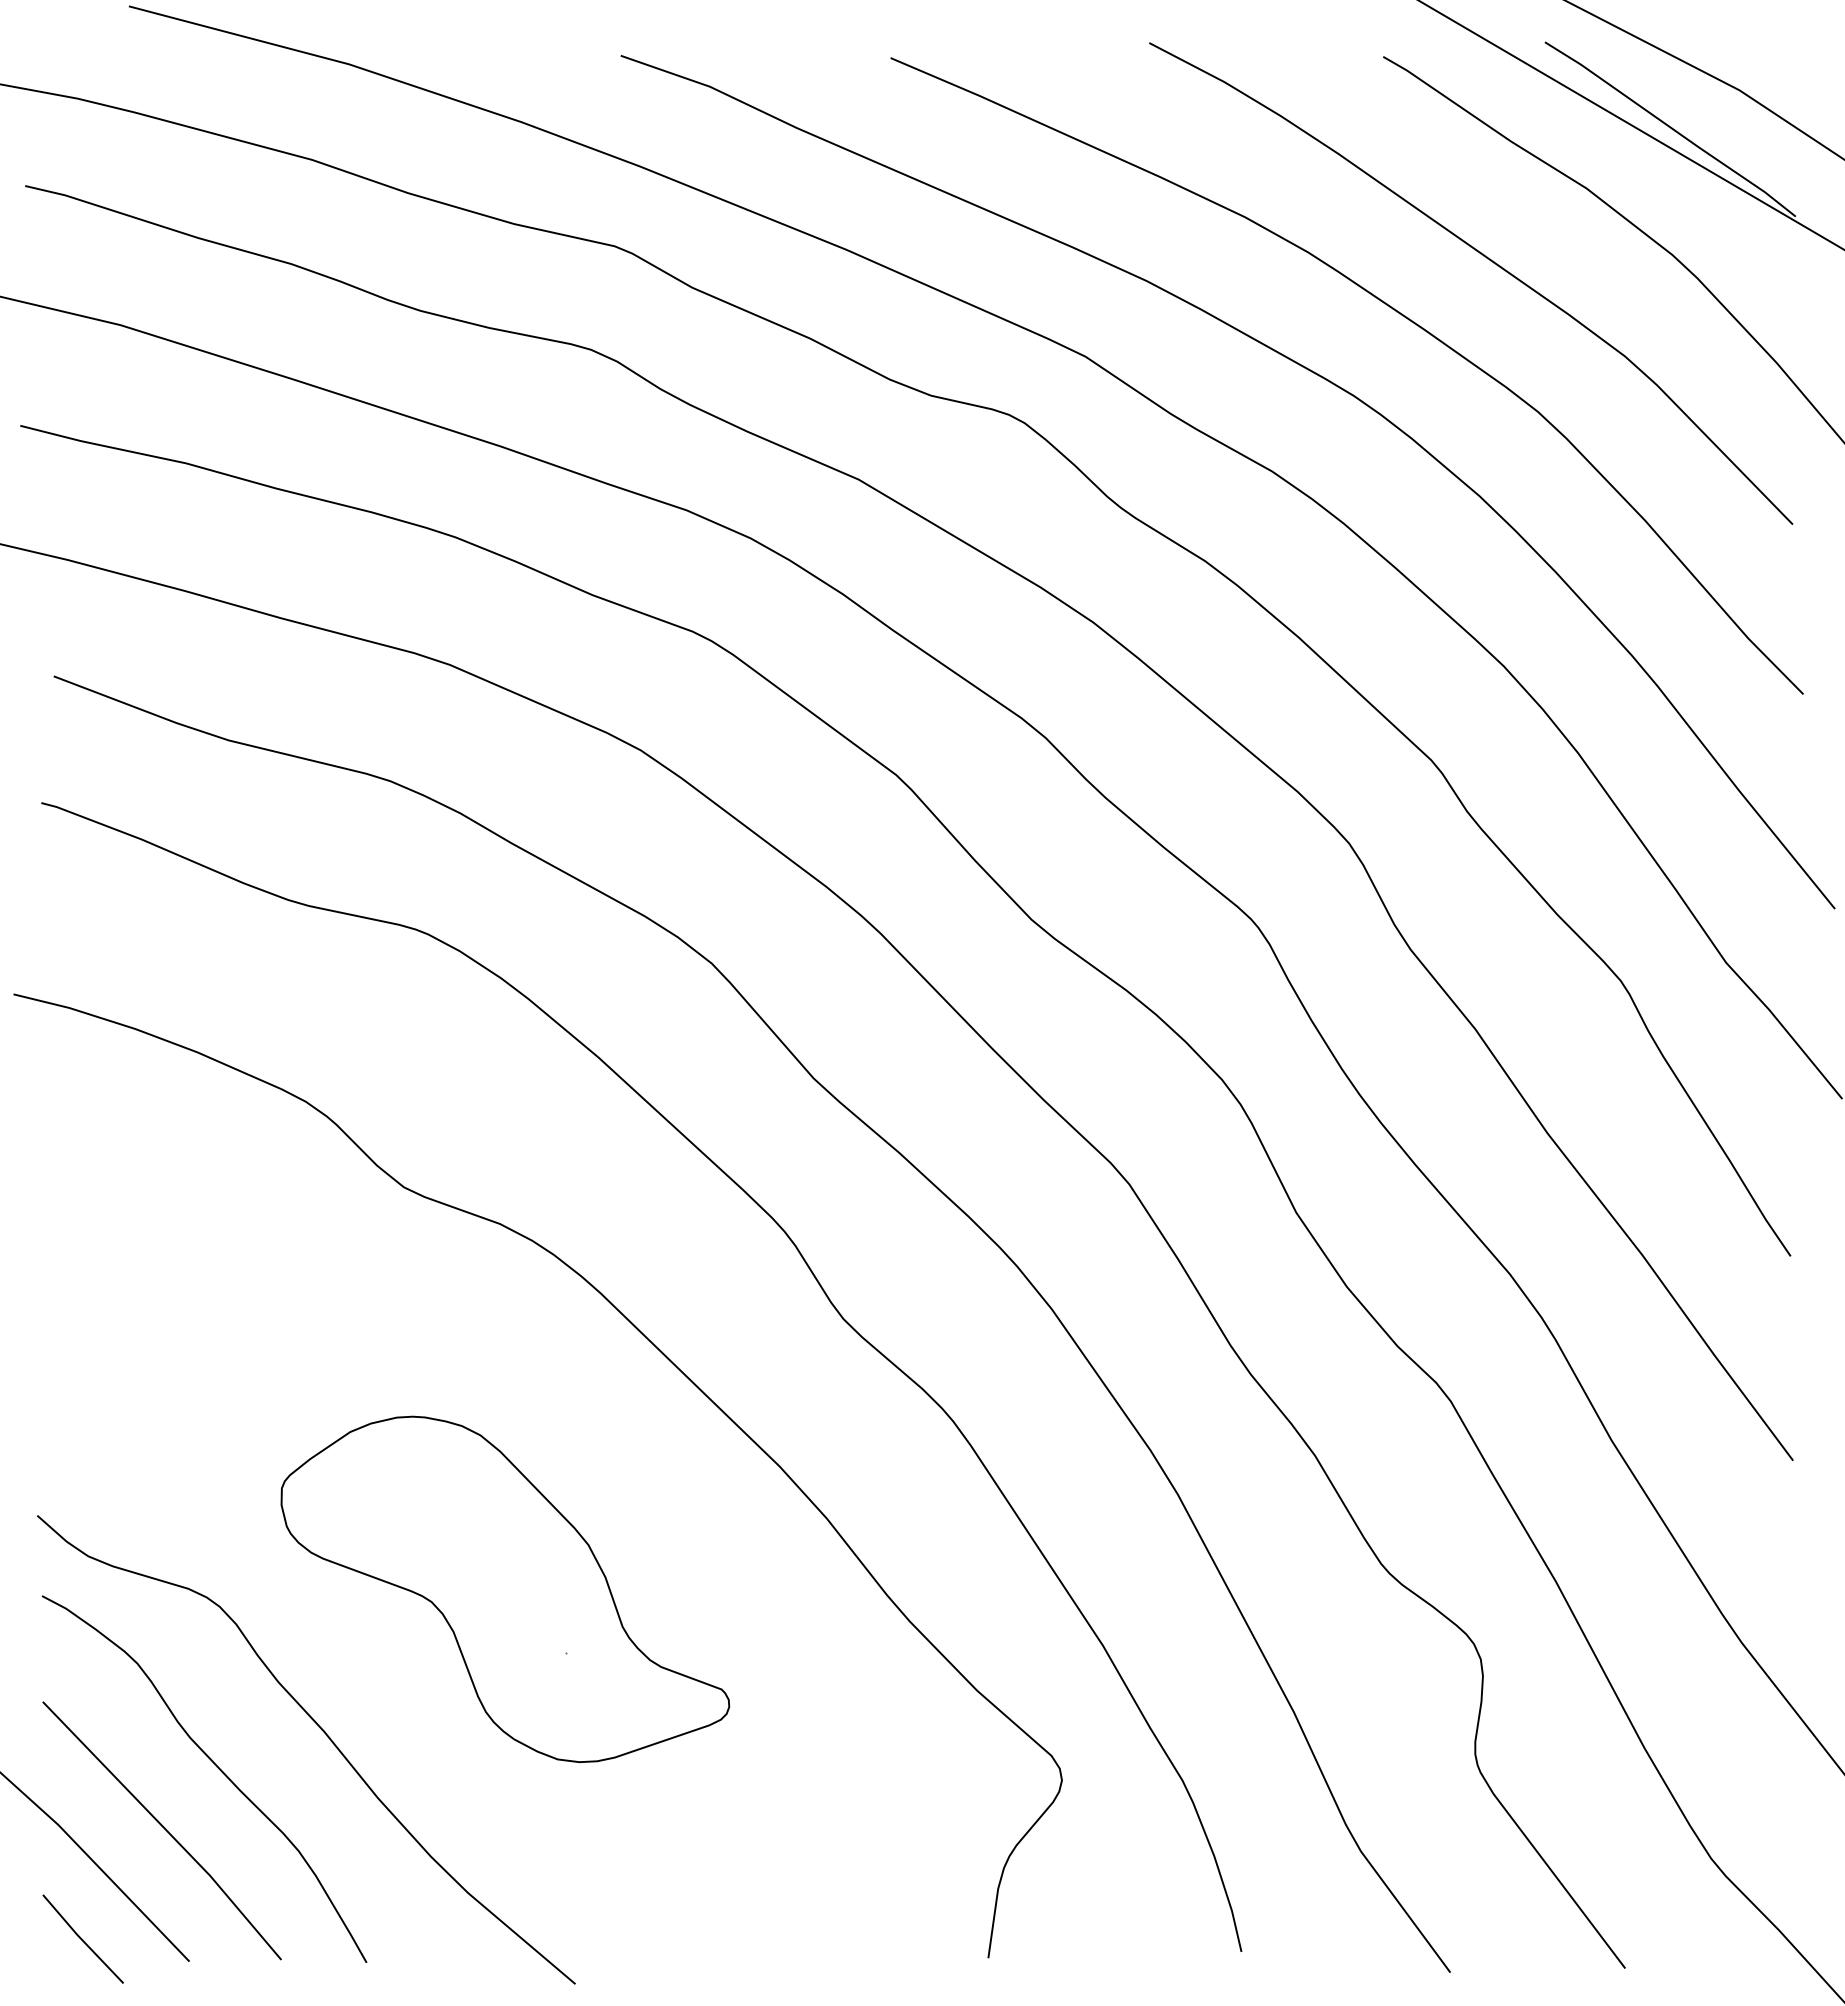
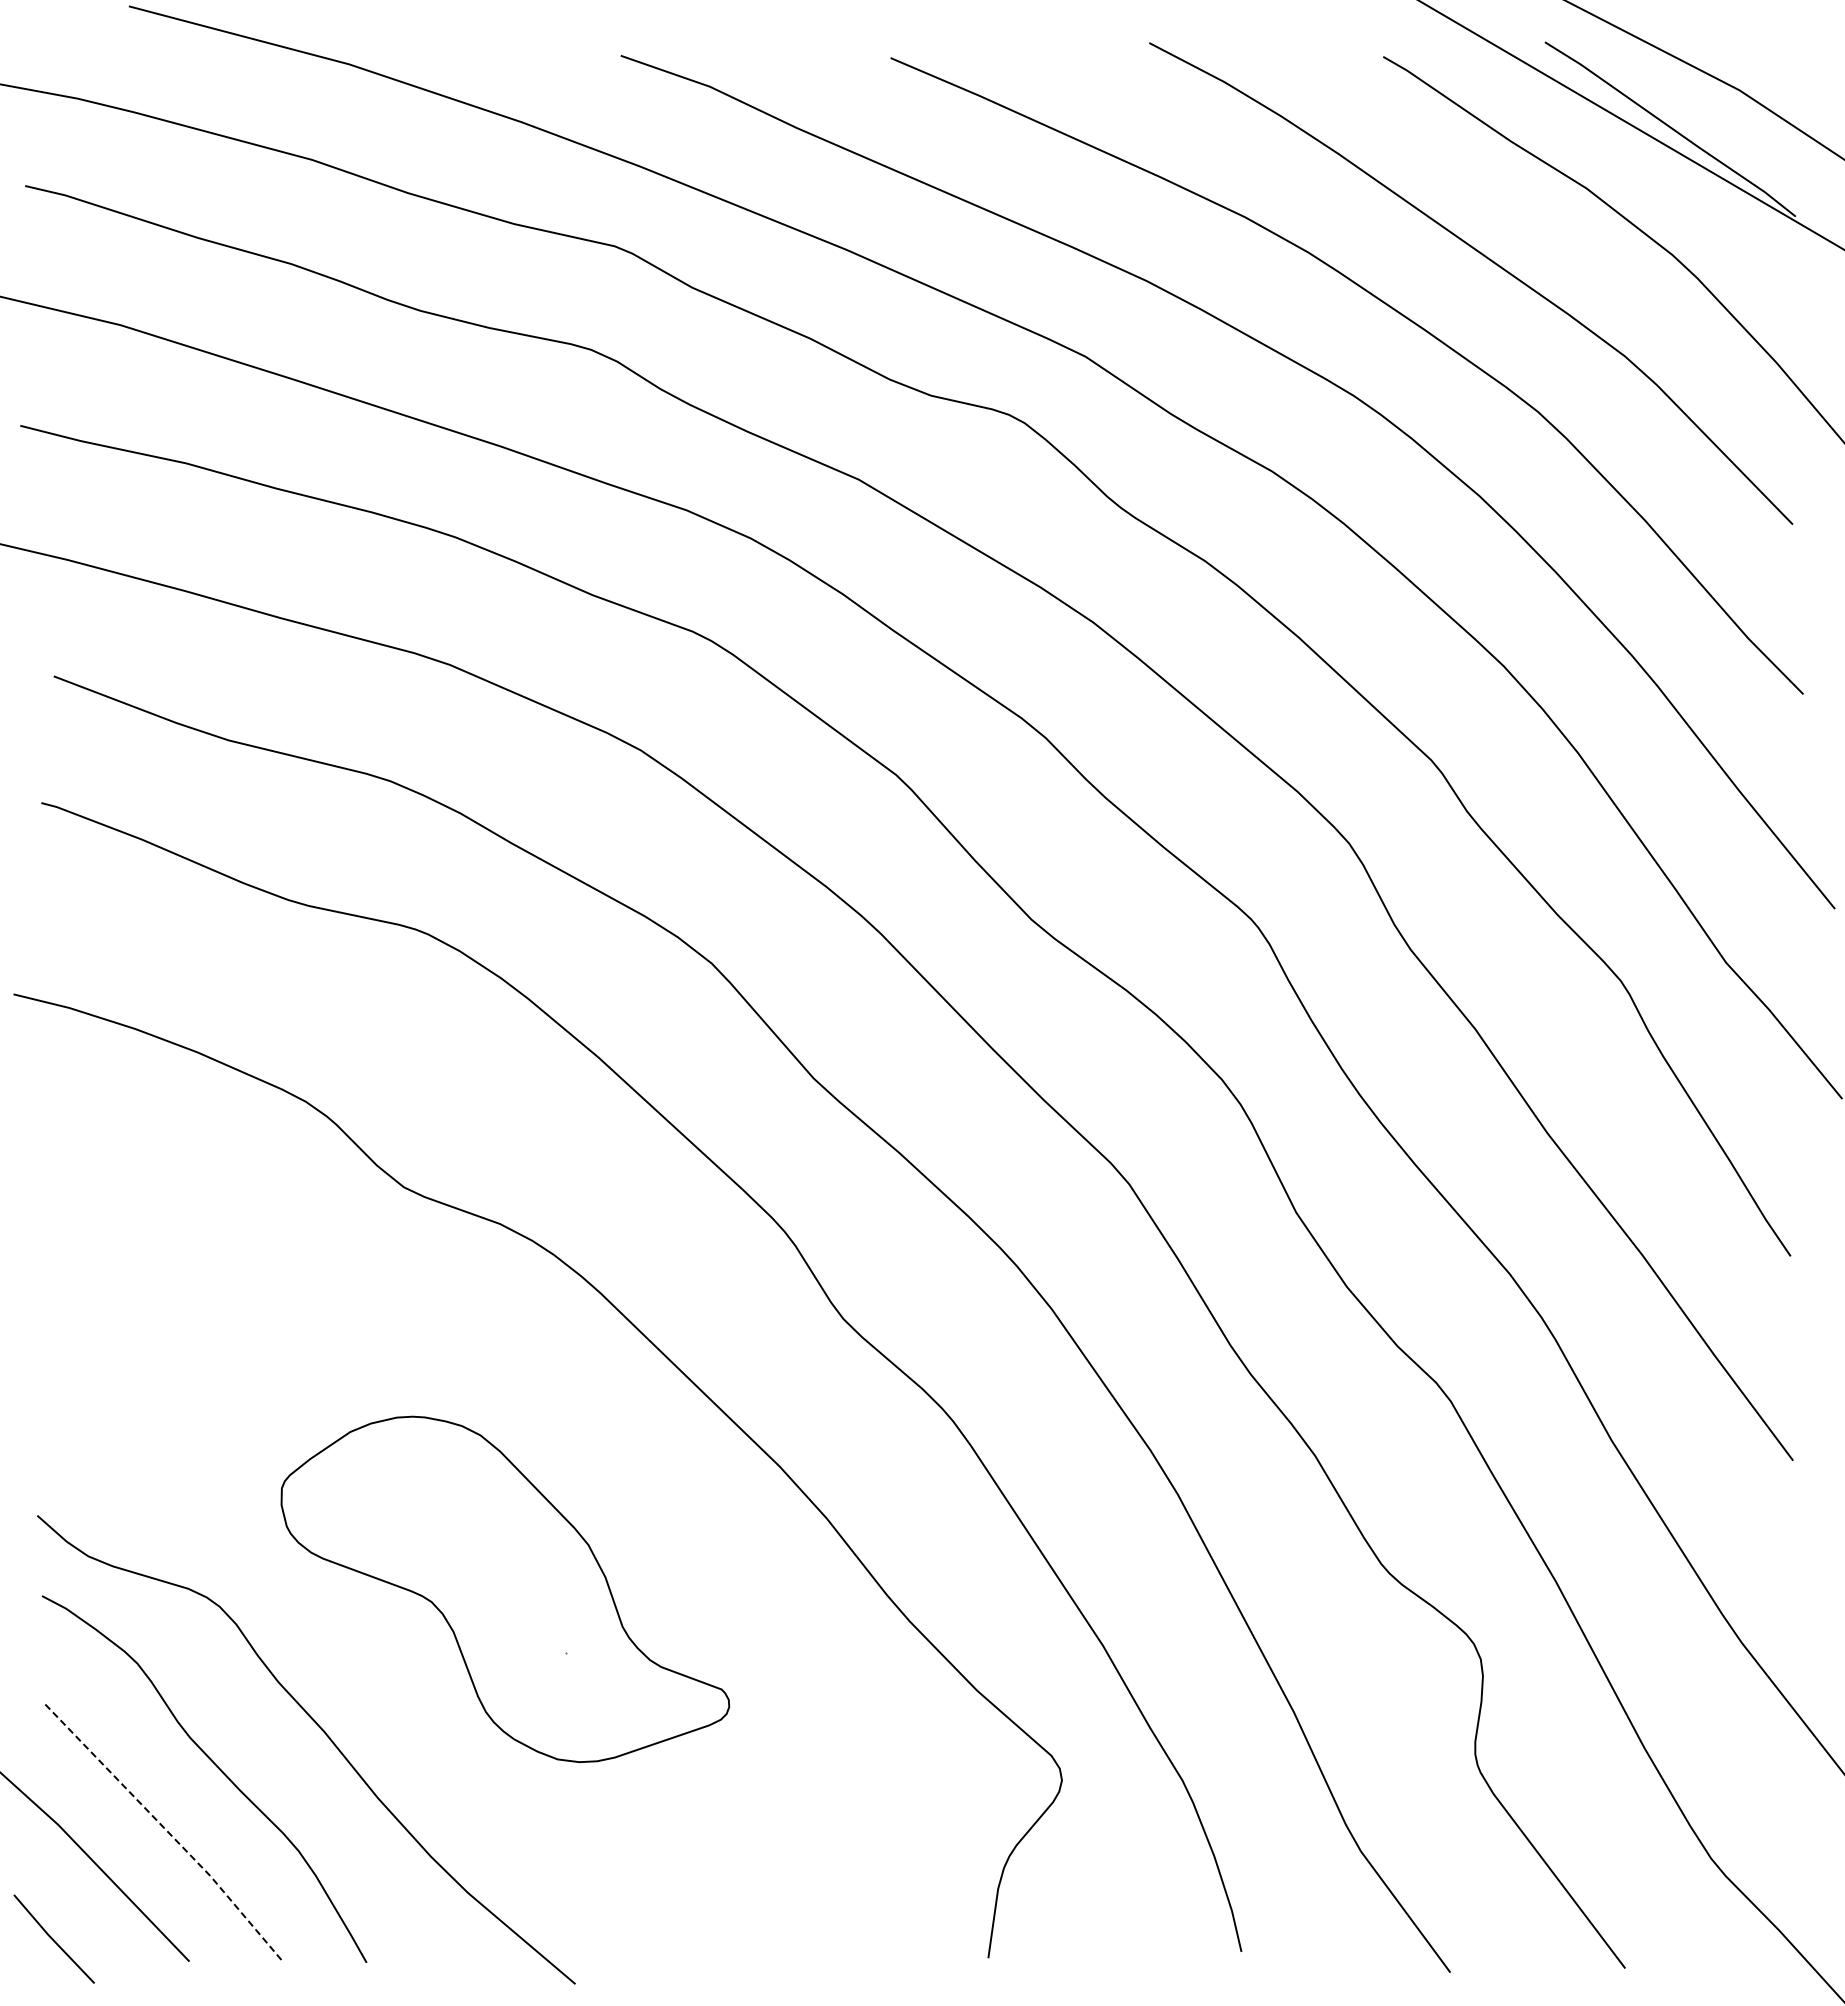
line: solid -> dashed (165, 1829)
line position: (82, 1938) -> (53, 1938) (53, 1938)
